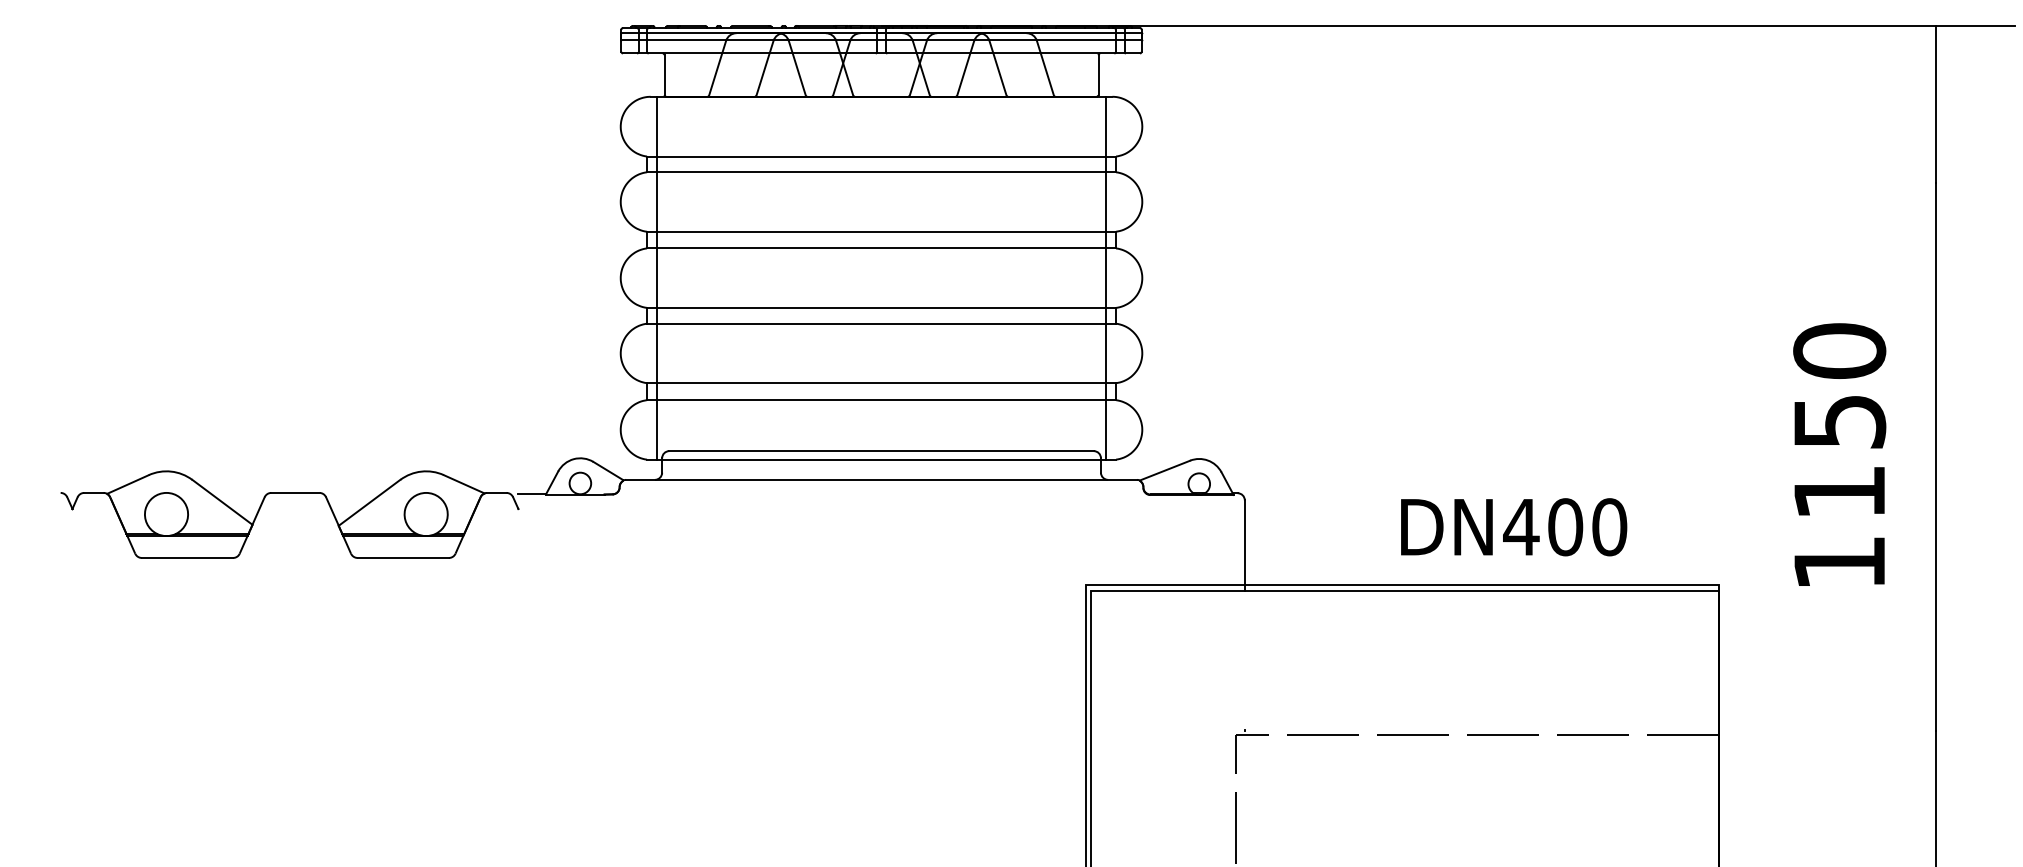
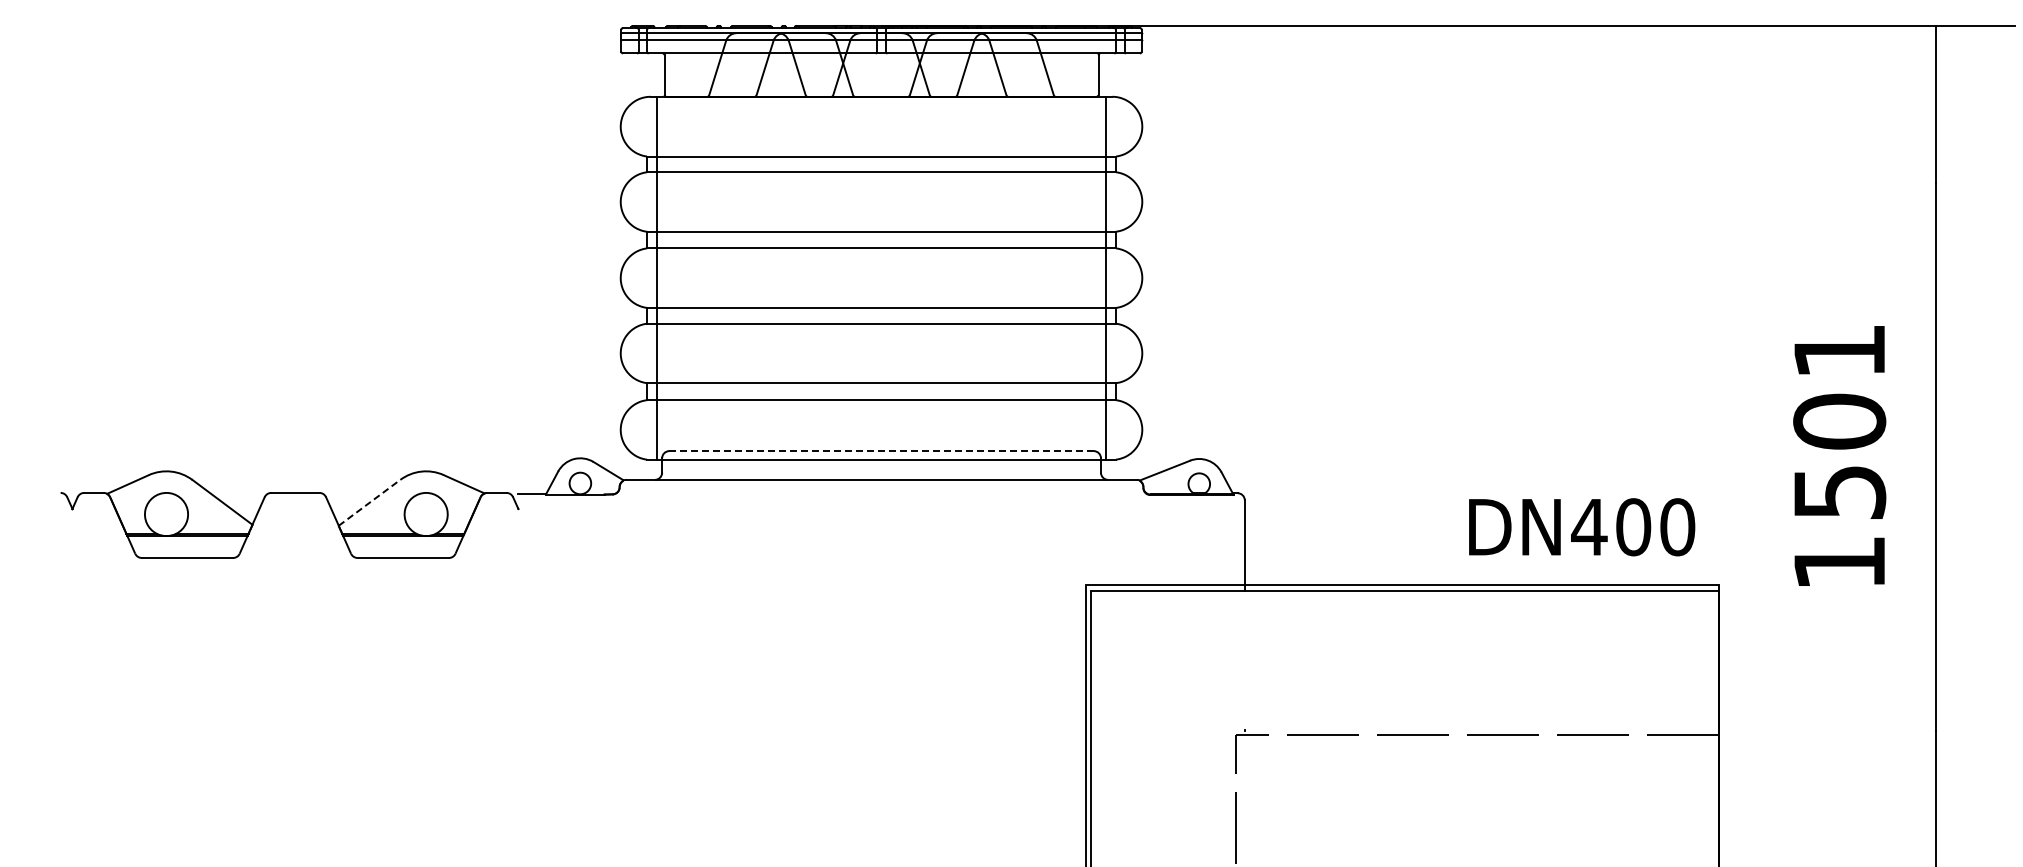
text: 1150 -> 1501 (1839, 420)
line: solid -> dashed (881, 451)
line: solid -> dashed (369, 502)
text position: (1514, 527) -> (1582, 527) (1582, 527)
